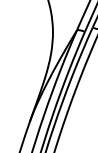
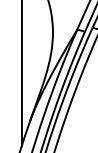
line: none -> present (21, 73)
